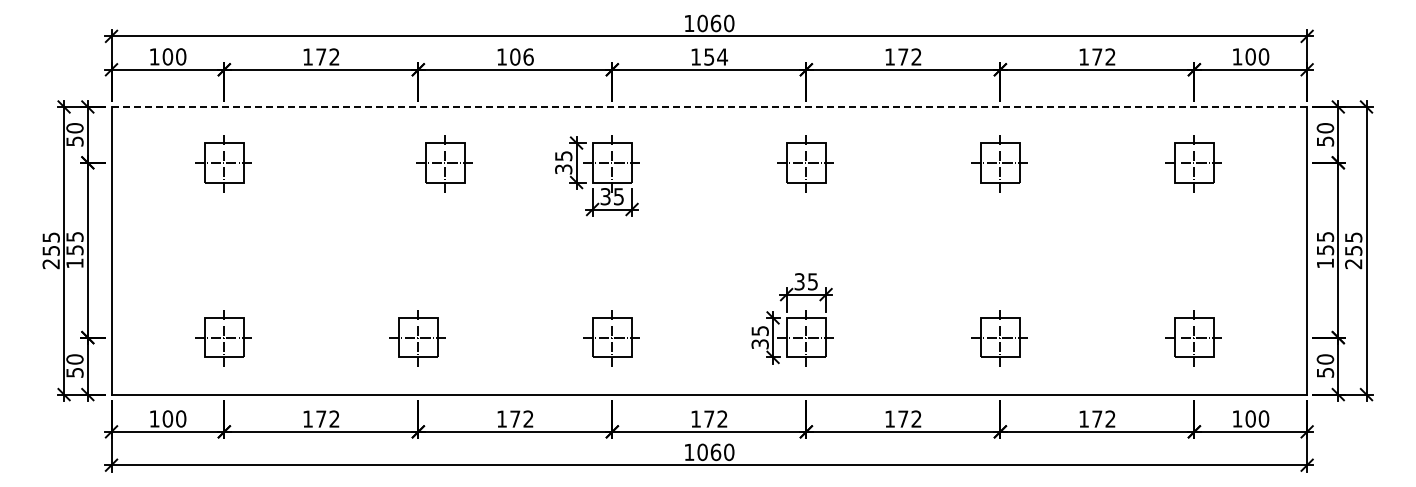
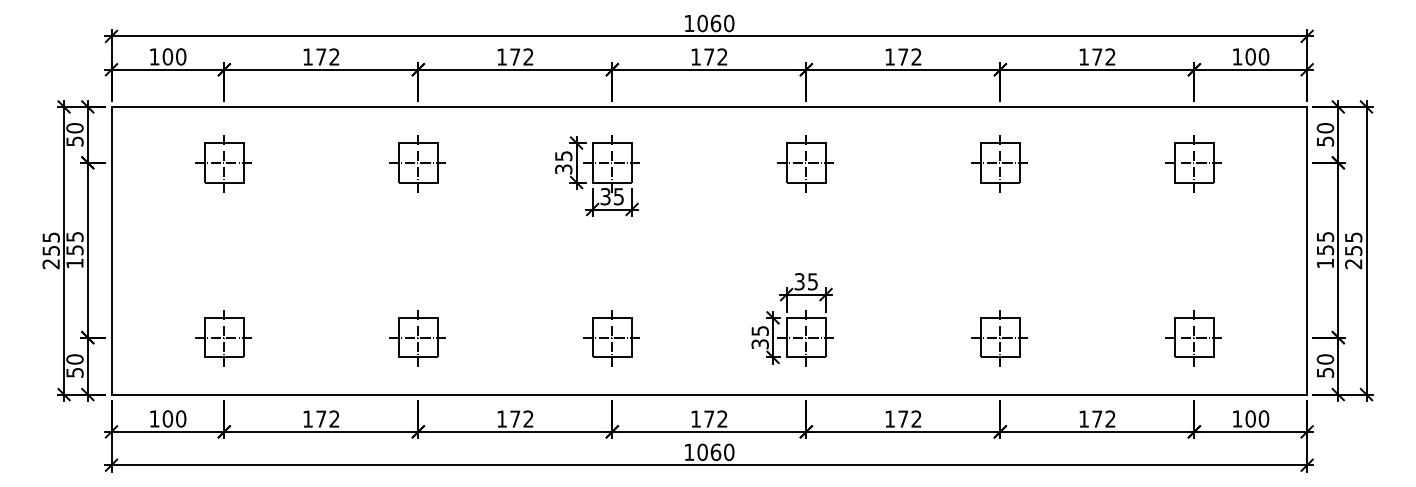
text: 106 -> 172 (521, 56)
text: 154 -> 172 (716, 56)
line: dashed -> solid (709, 106)
part position: (444, 163) -> (417, 163) (417, 163)
